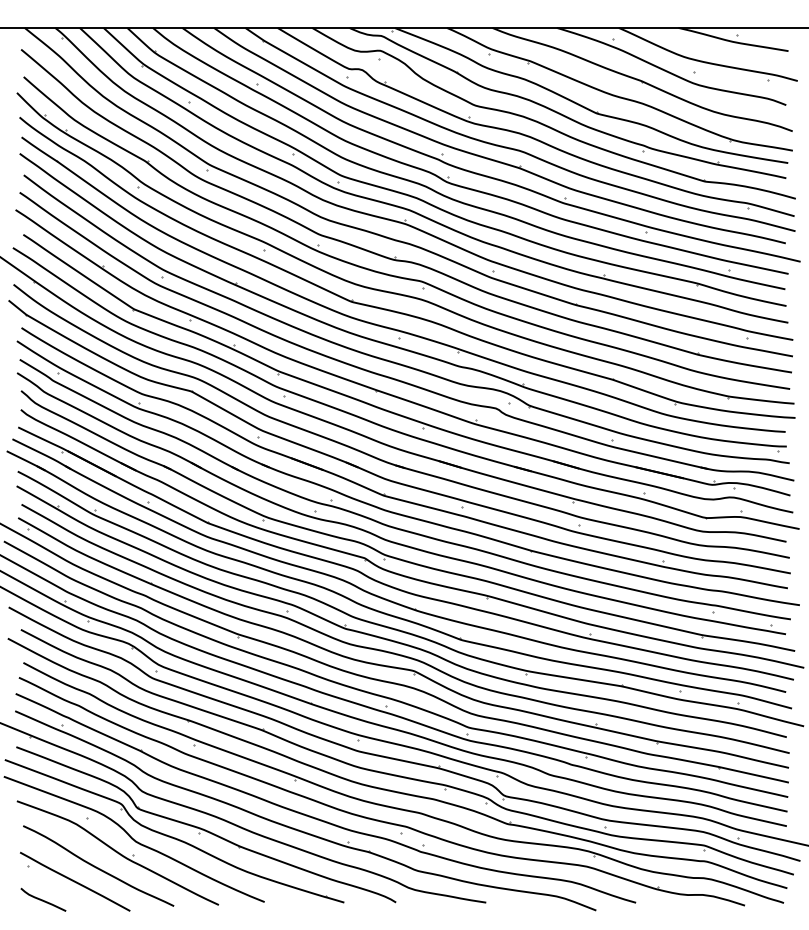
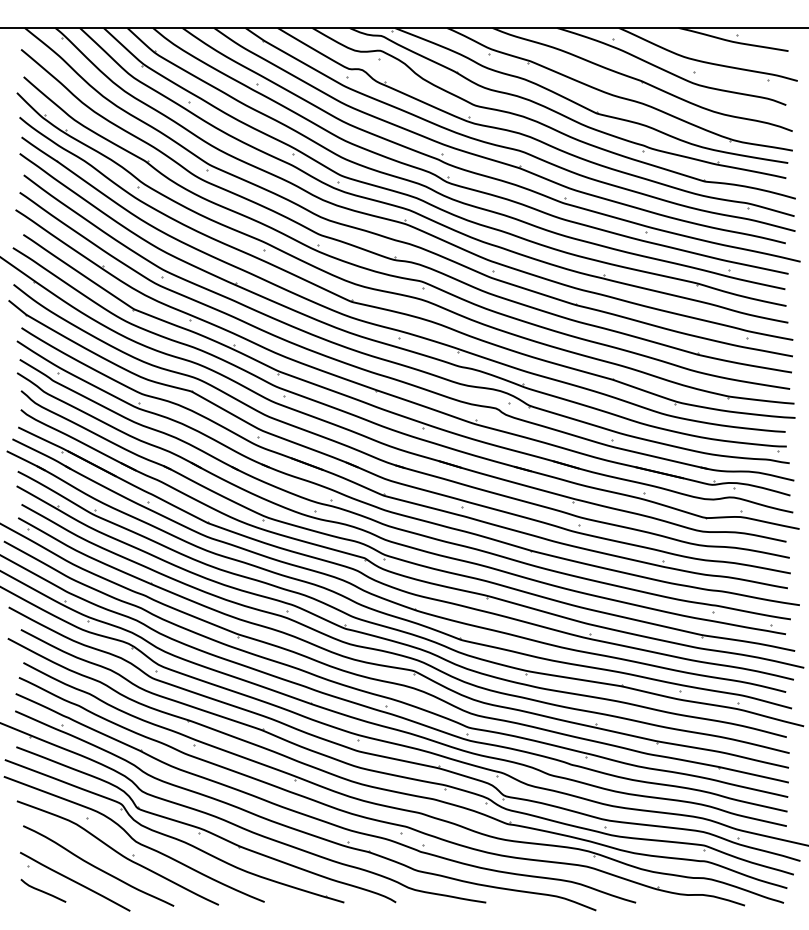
curve position: (42, 899) -> (42, 890) (42, 890)
